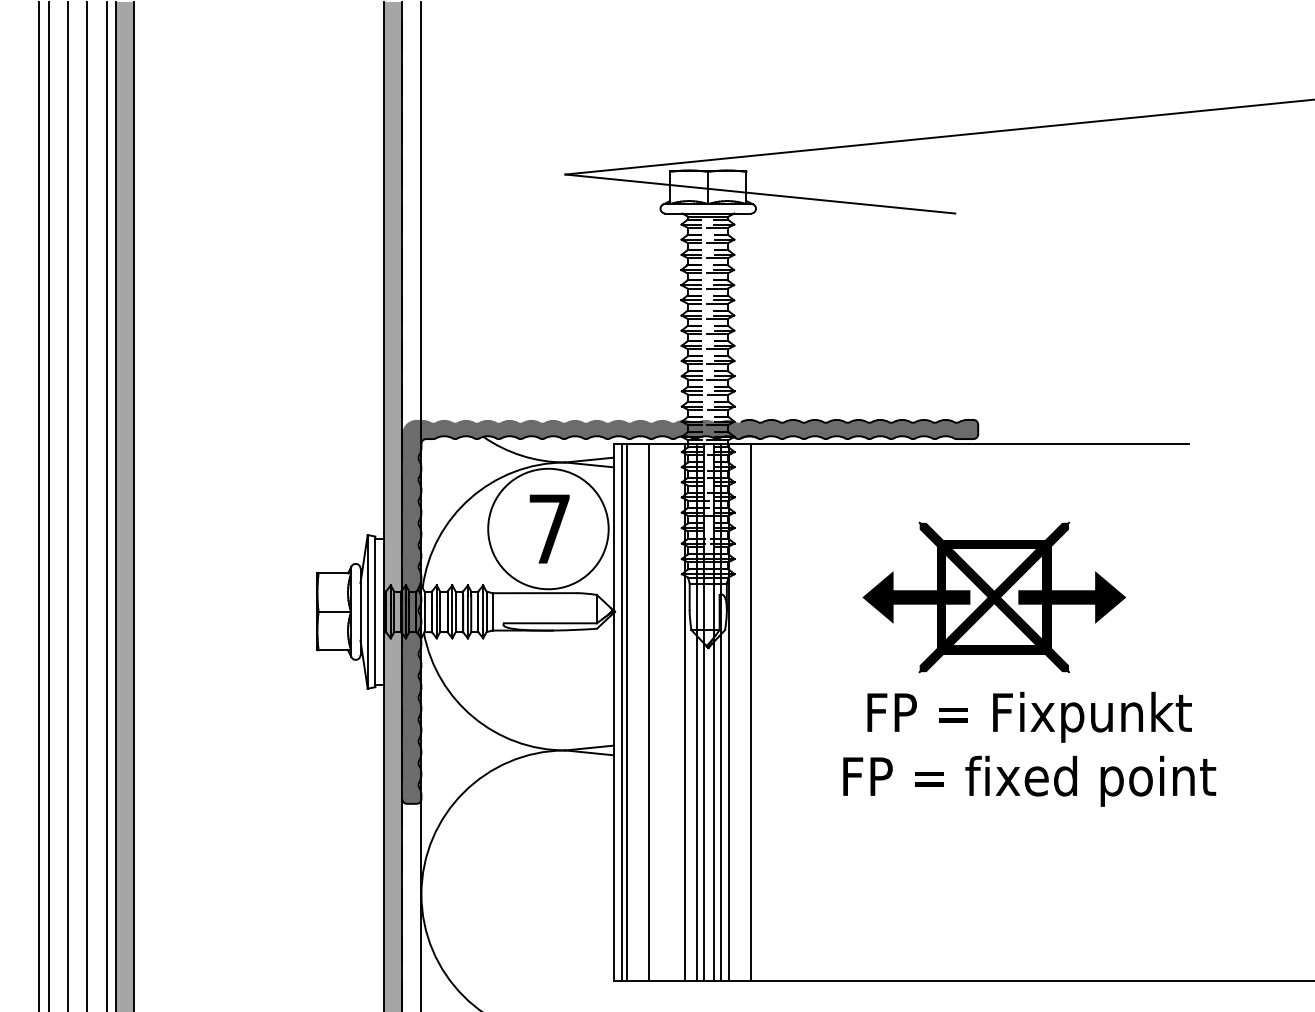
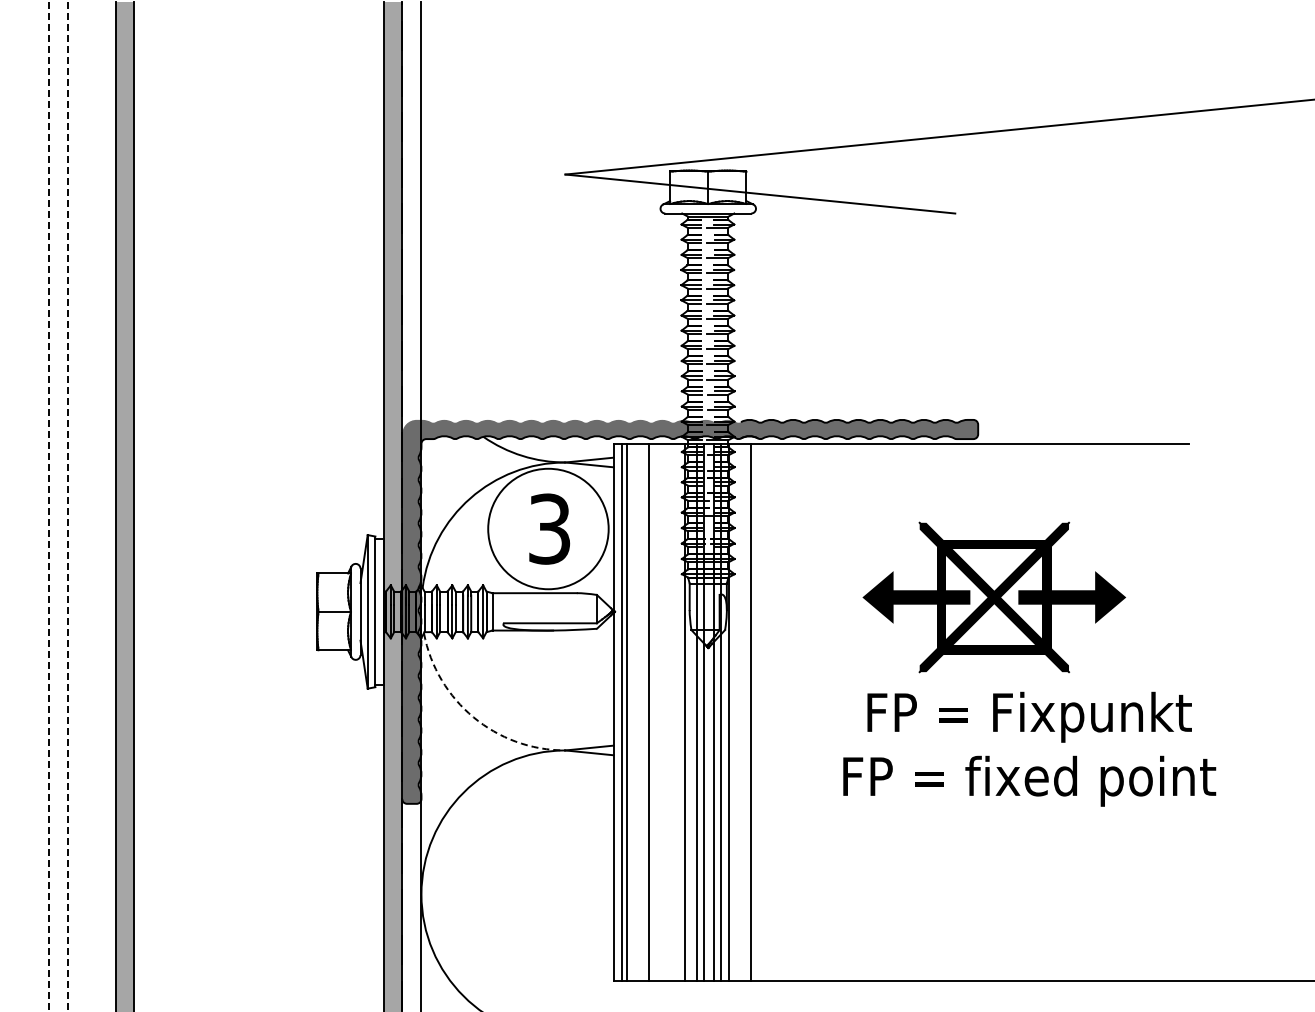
line: present -> none (39, 505)
line: present -> none (87, 505)
line: present -> none (106, 505)
line: solid -> dashed (49, 506)
line: solid -> dashed (68, 506)
text: 7 -> 3 (549, 528)
arc: solid -> dashed (473, 717)
